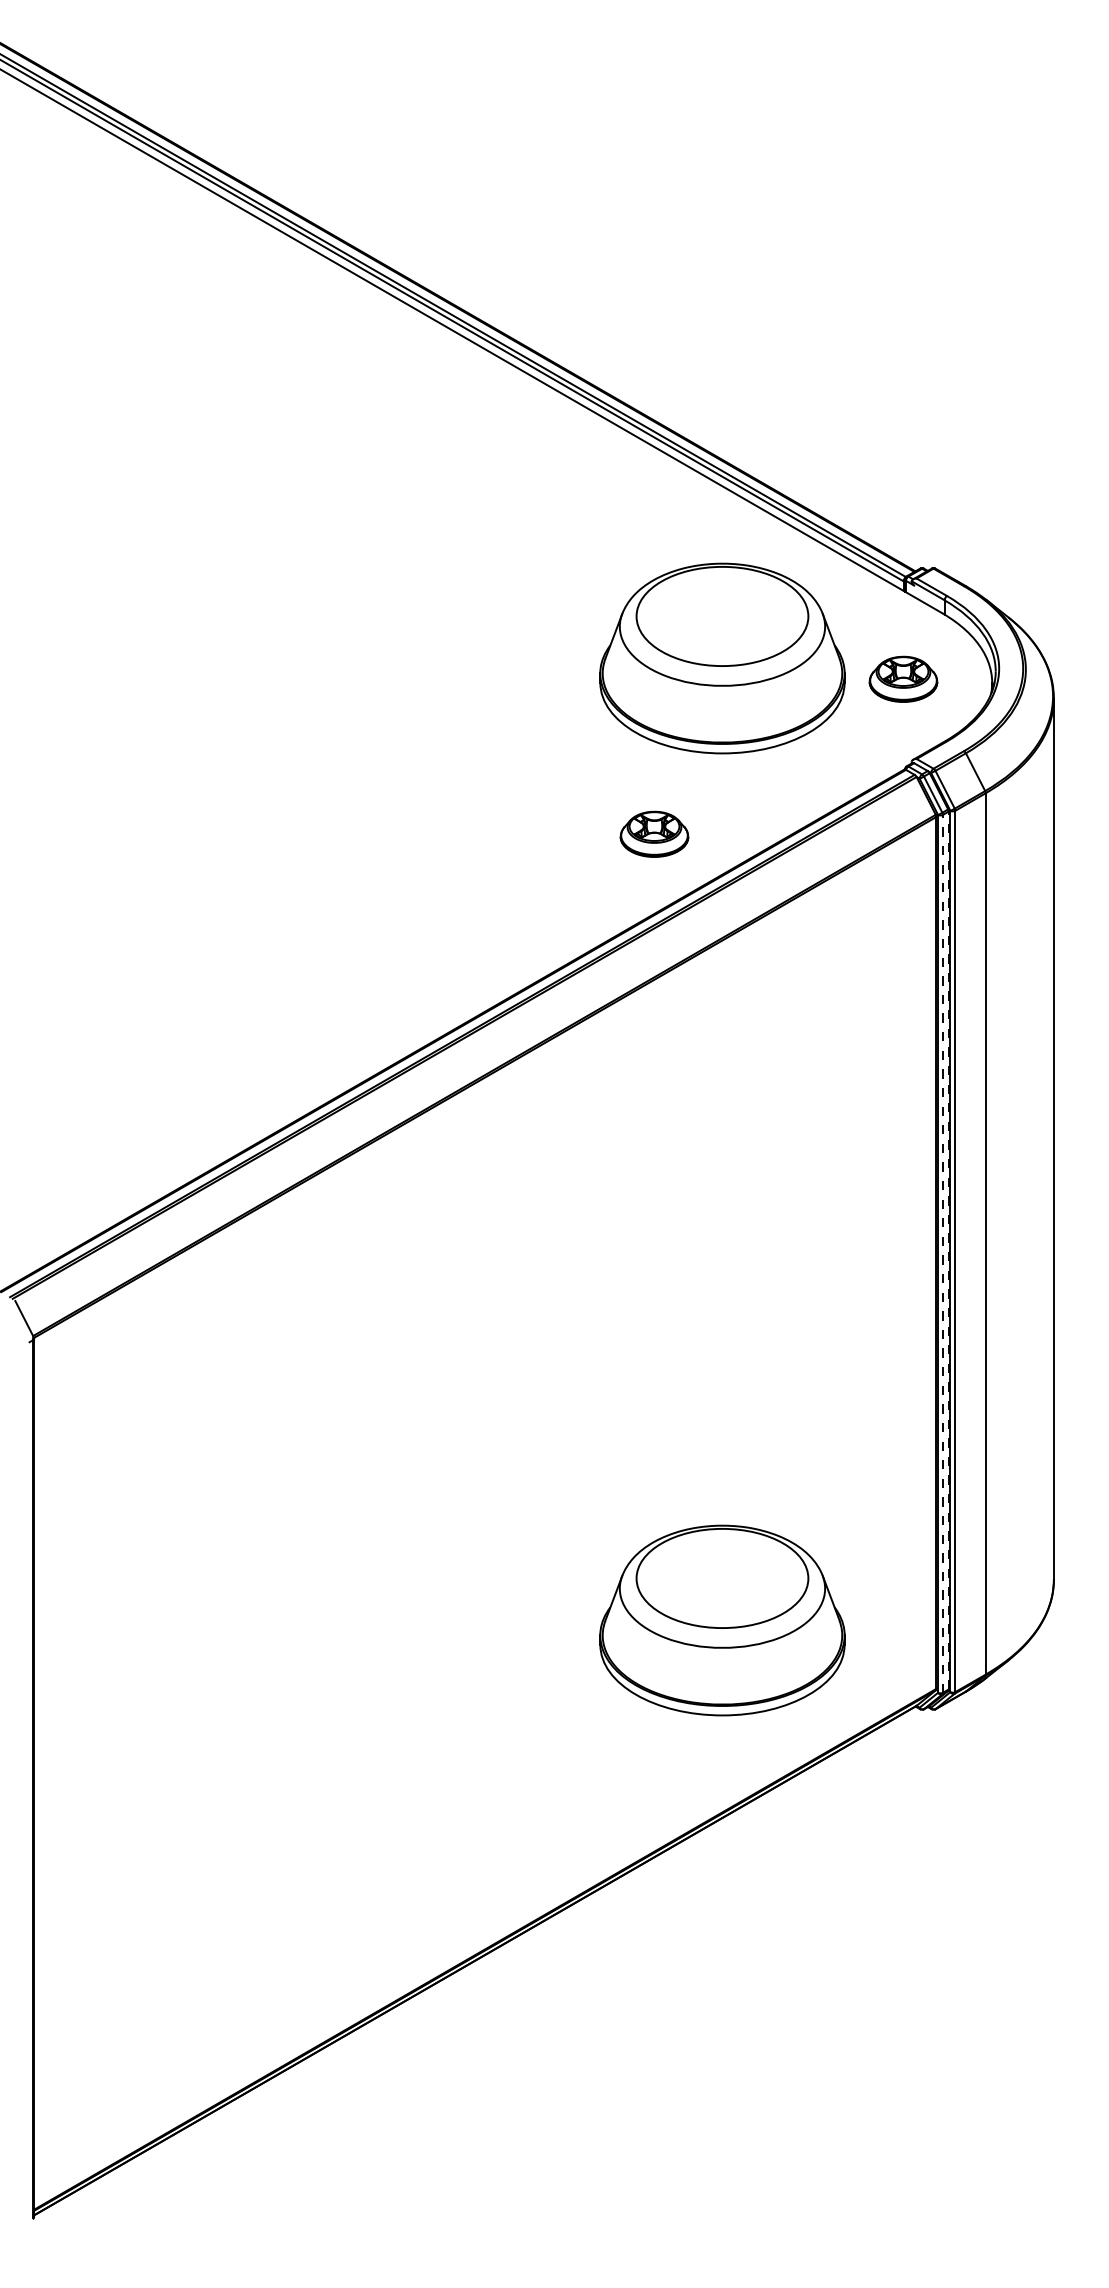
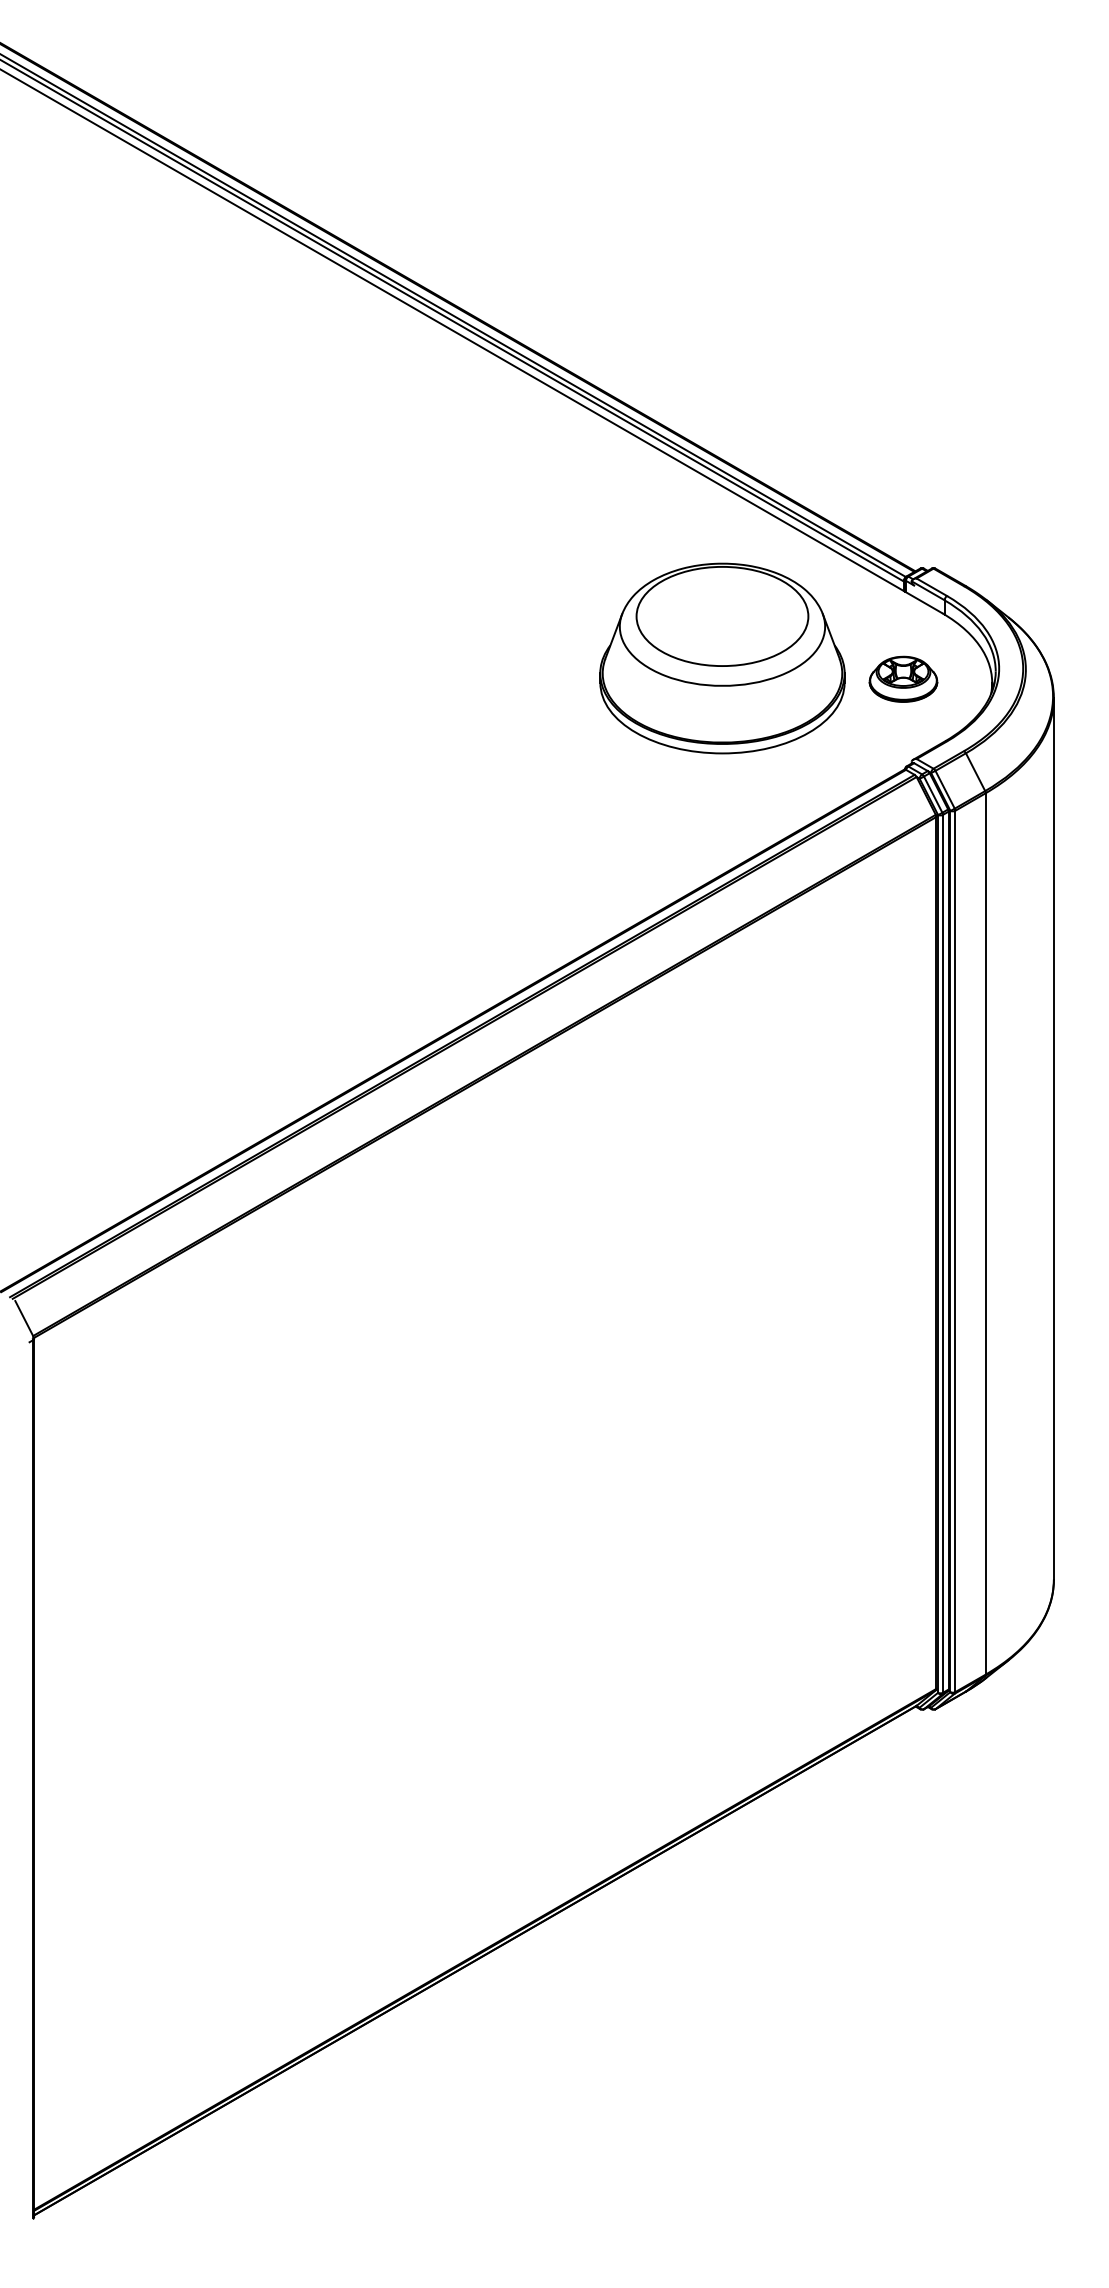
part: present -> none (654, 833)
line: dashed -> solid (948, 1250)
line: dashed -> solid (942, 1253)
part: present -> none (722, 1620)
